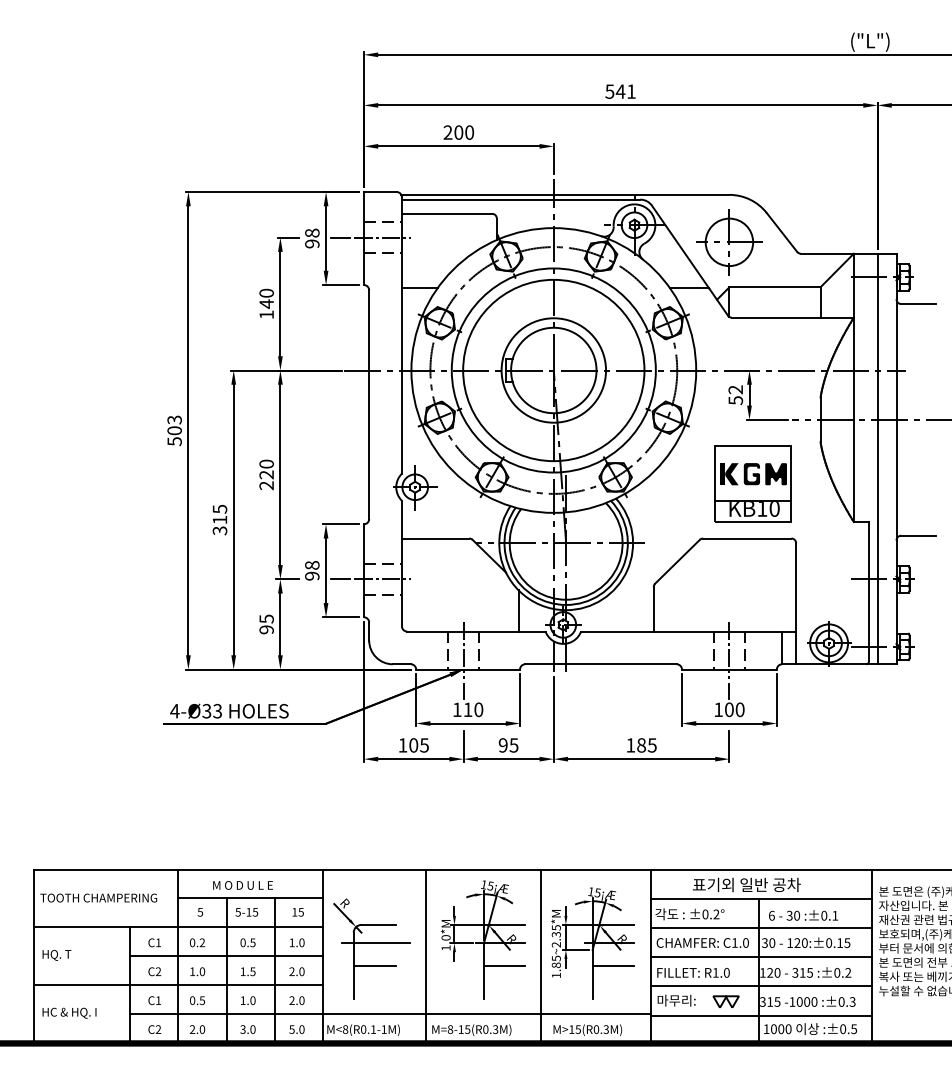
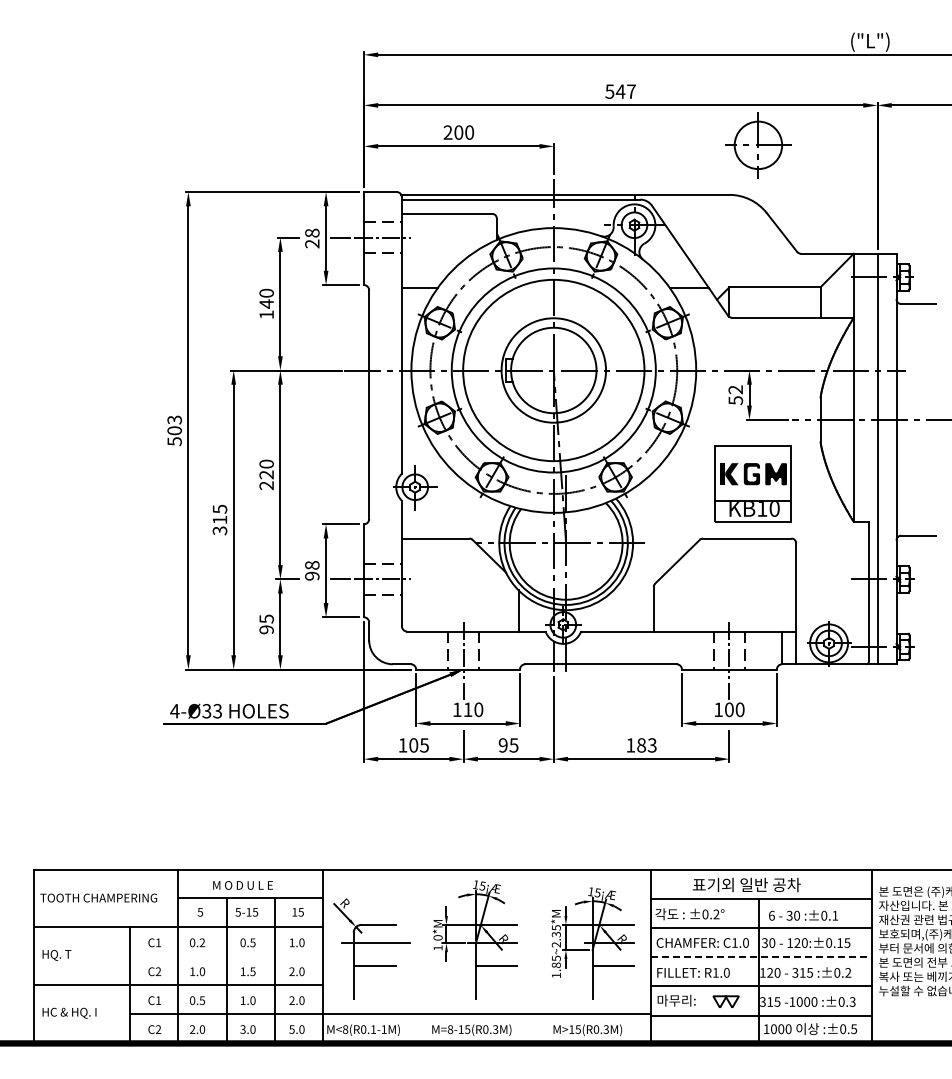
text: 541 -> 547 (631, 91)
part position: (729, 242) -> (758, 145) (758, 145)
text: 98 -> 28 (312, 243)
text: 185 -> 183 (652, 745)
part position: (483, 939) -> (475, 939) (475, 939)
line: present -> none (226, 956)
line: present -> none (426, 956)
line: present -> none (541, 956)
line: solid -> dashed (761, 957)
